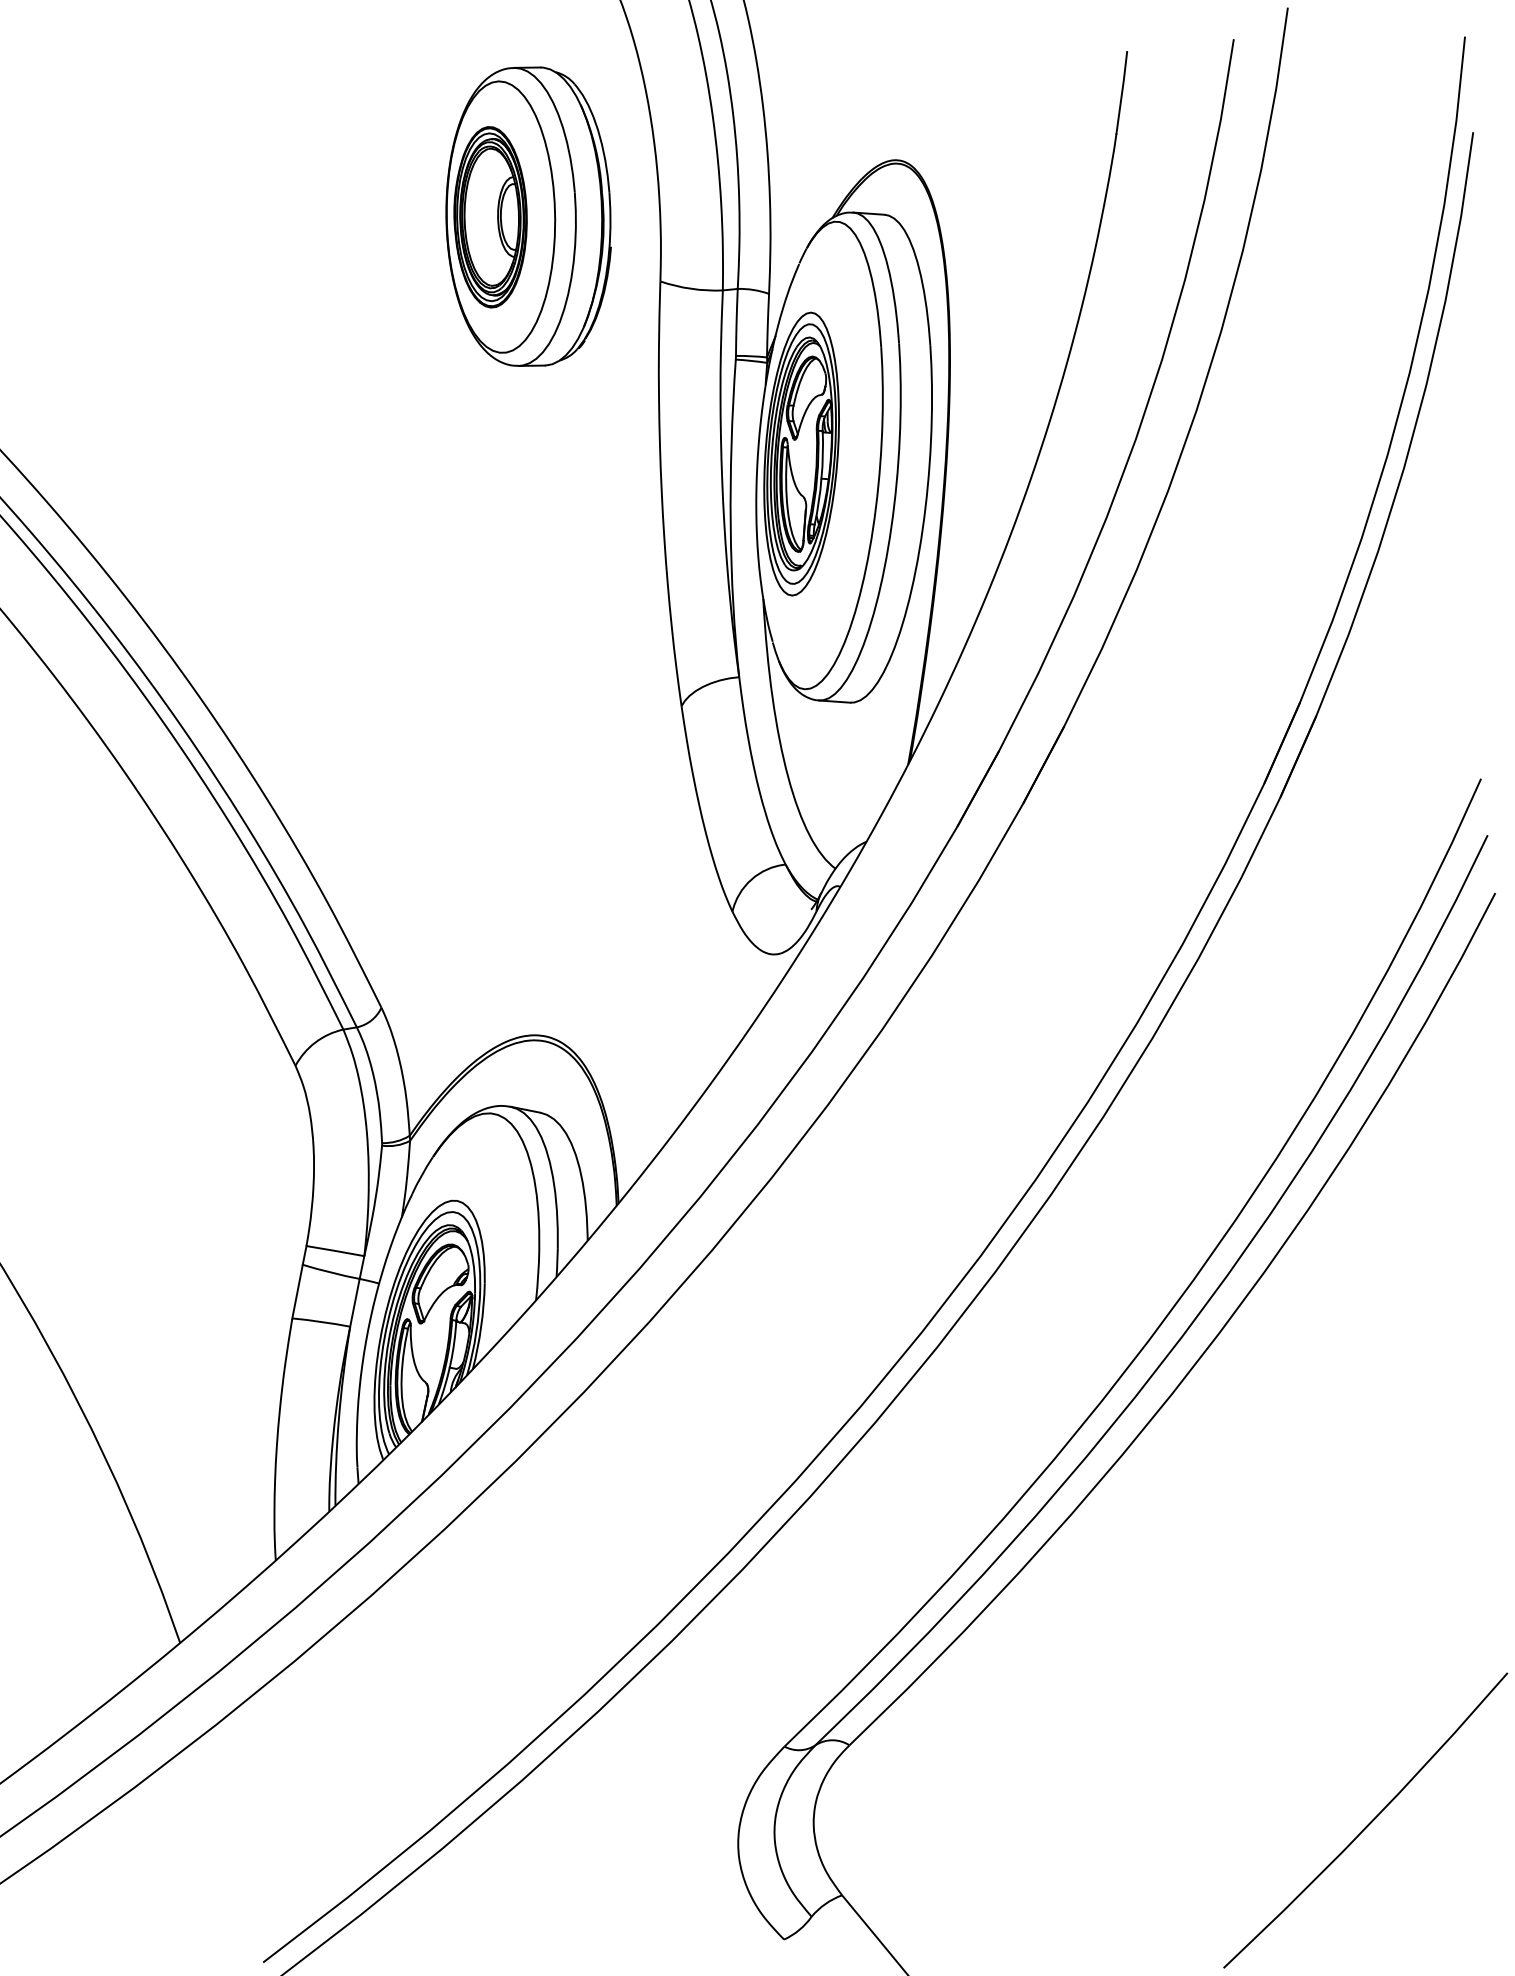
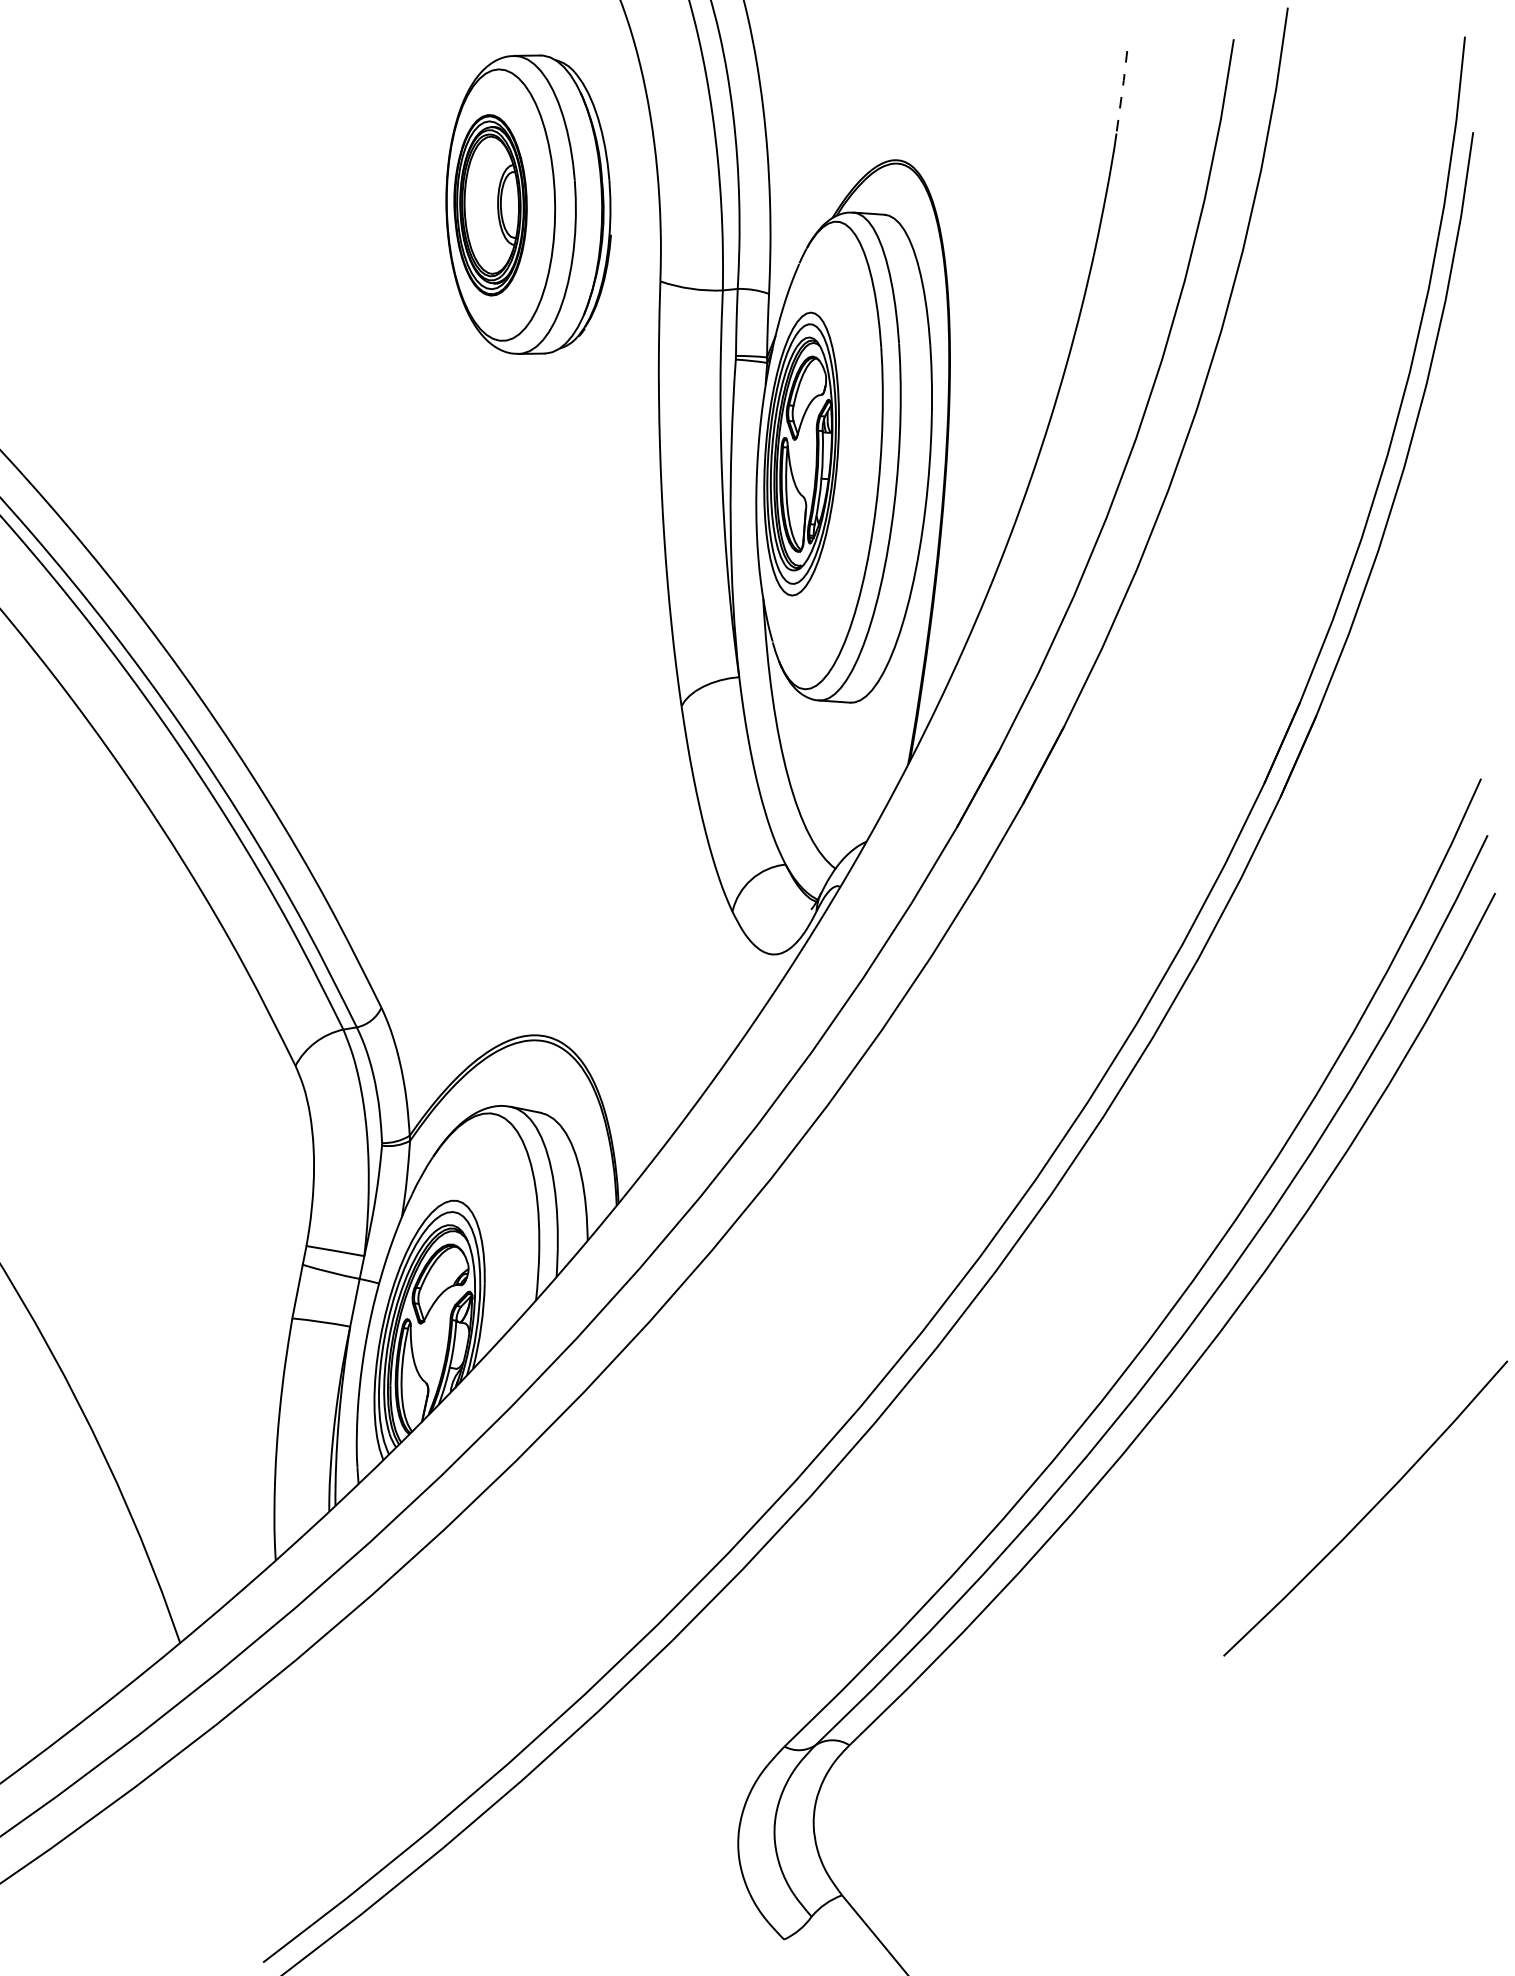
line: solid -> dashed (1122, 92)
part position: (528, 216) -> (528, 204) (528, 204)
curve position: (1368, 1823) -> (1368, 1511) (1368, 1511)
